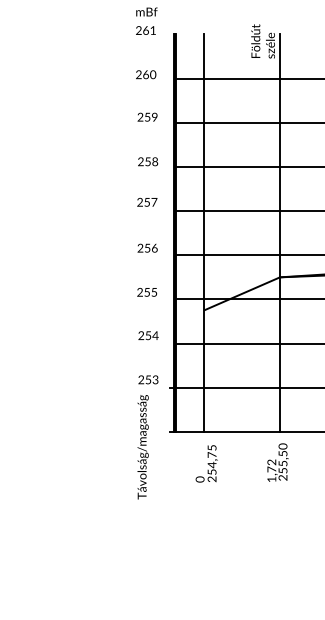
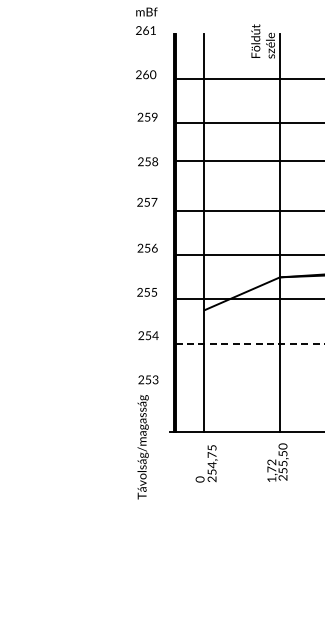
line position: (248, 166) -> (248, 160) (248, 160)
line: solid -> dashed (250, 343)
line: present -> none (245, 387)
